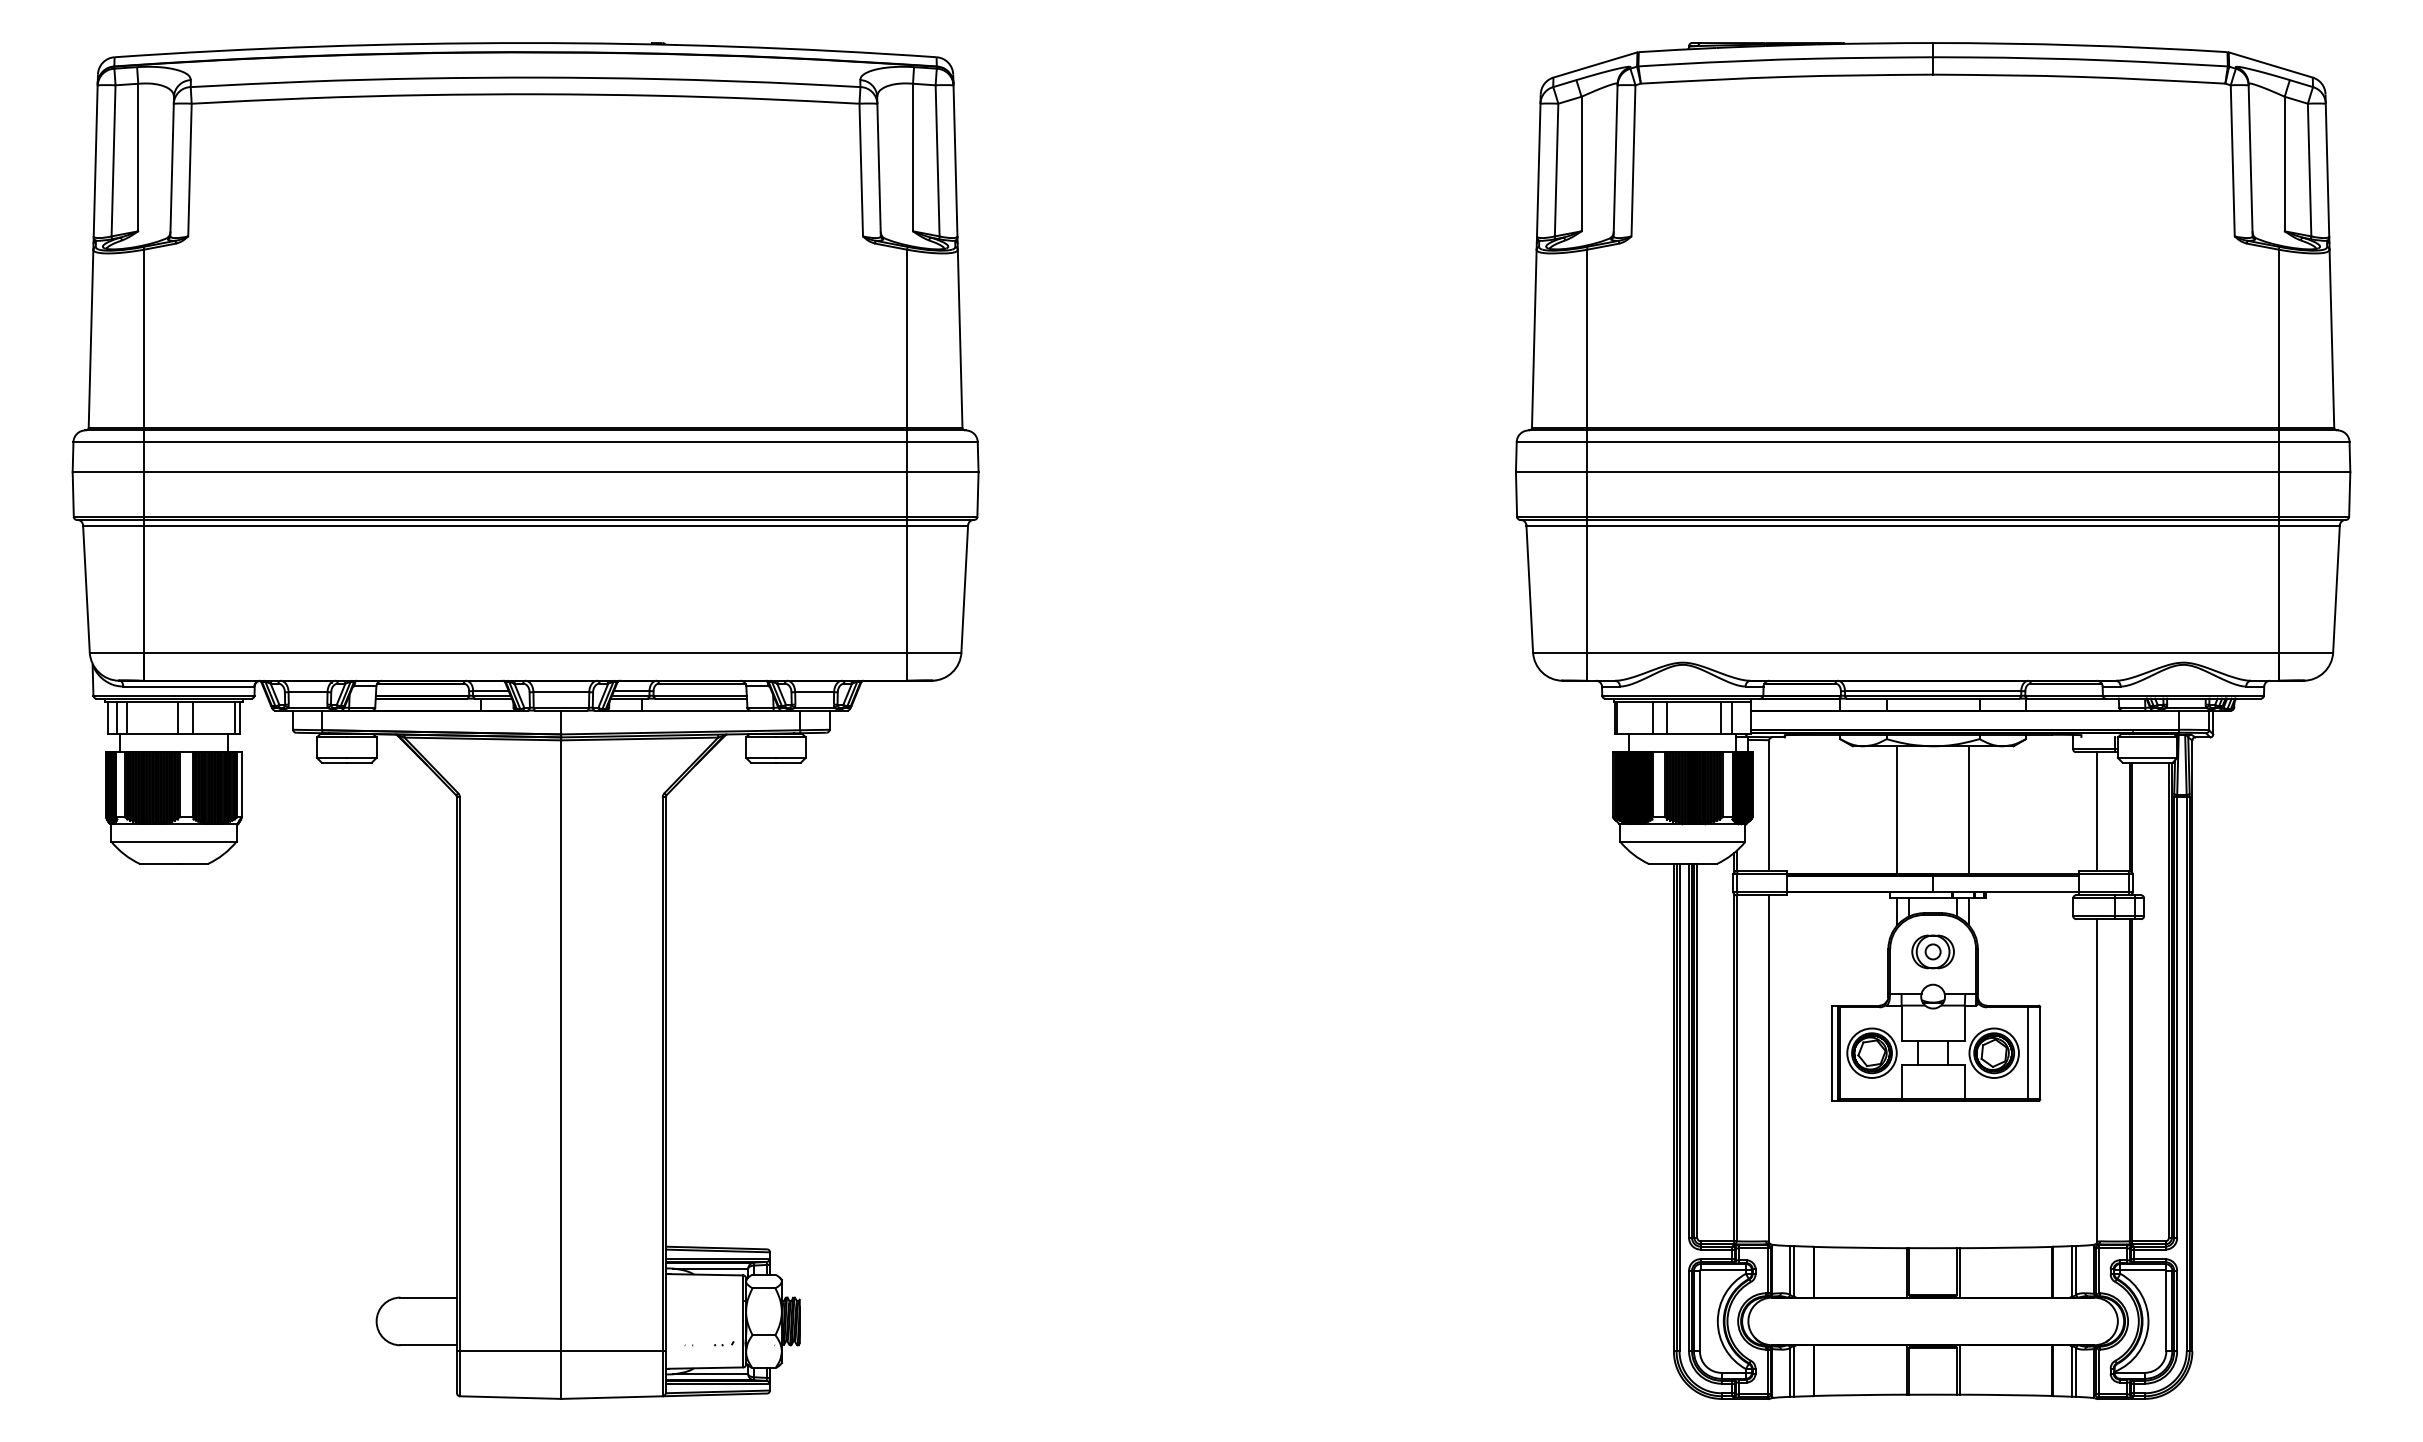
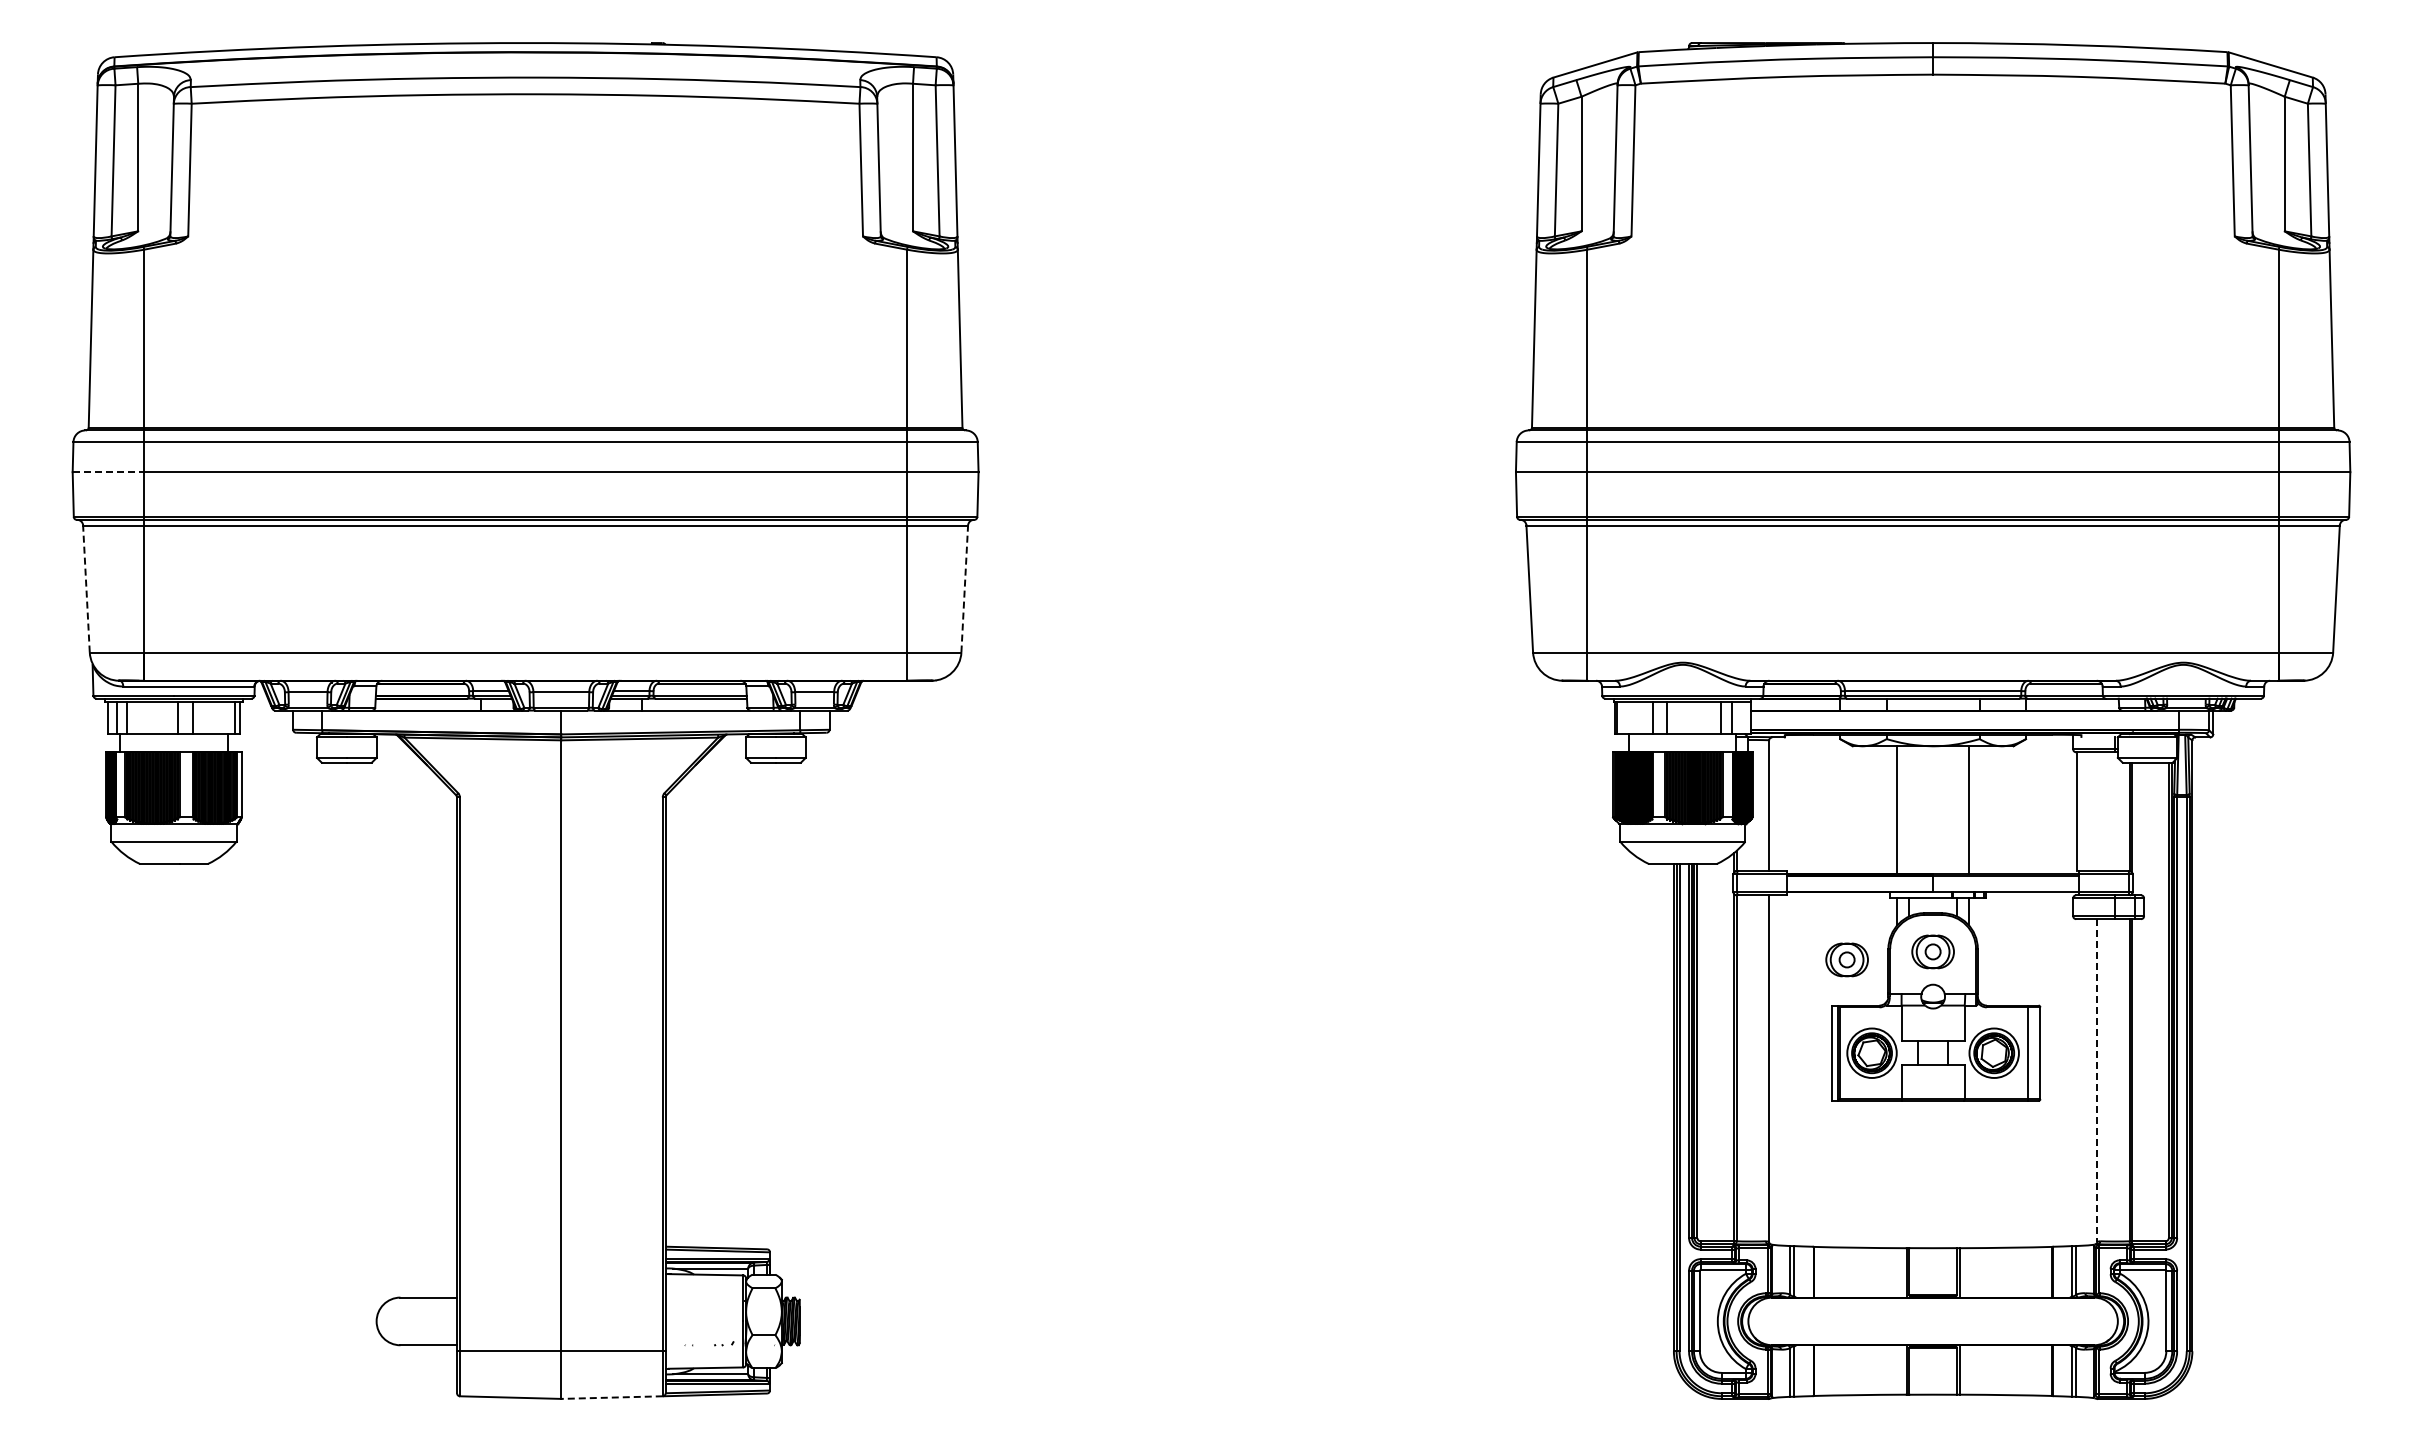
line: solid -> dashed (108, 472)
line: solid -> dashed (86, 589)
line: solid -> dashed (964, 589)
line position: (2097, 811) -> (2077, 811) (2077, 811)
part: none -> present (1846, 959)
line: solid -> dashed (2097, 1081)
line: solid -> dashed (612, 1397)
